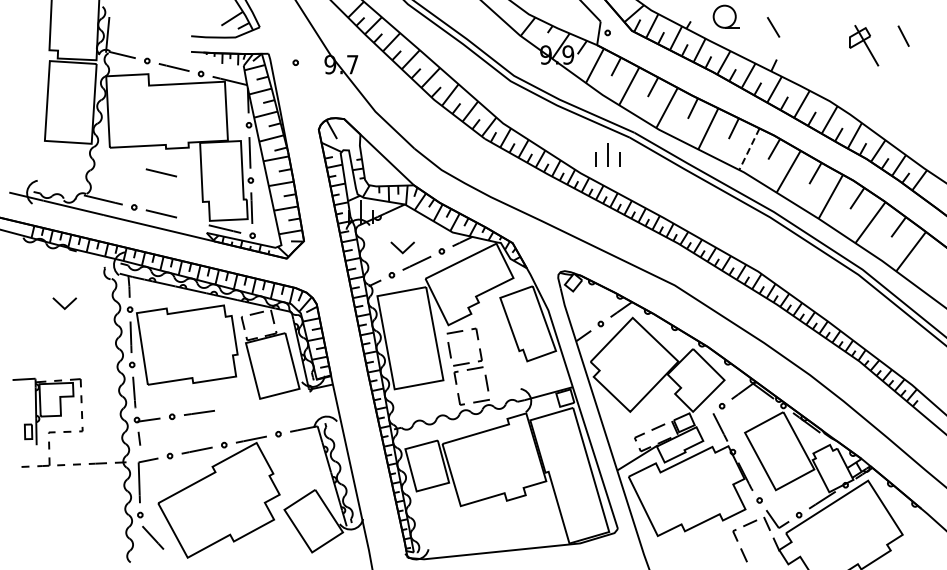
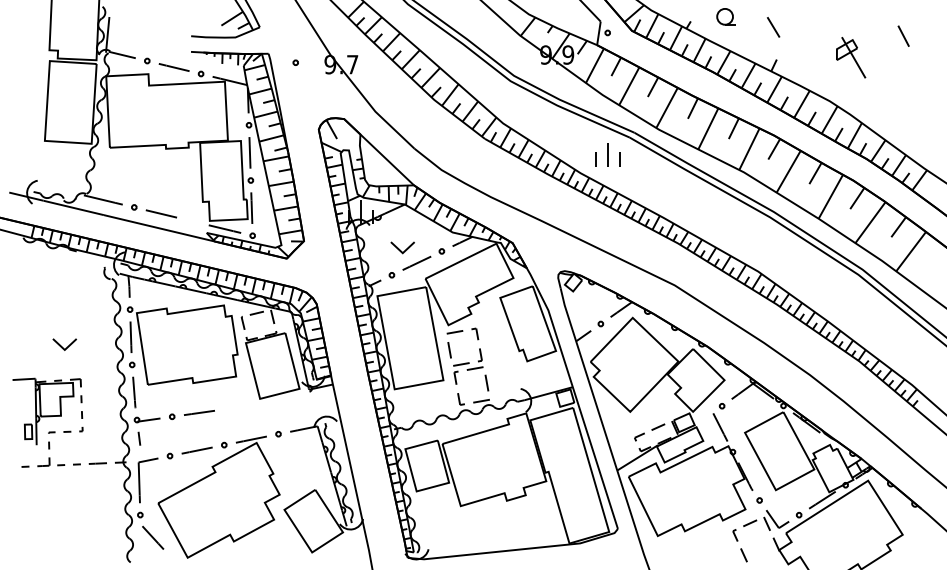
part size: 28x25 px -> 20x18 px (725, 16)
part position: (864, 45) -> (851, 57) (851, 57)
line: dashed -> solid (749, 149)
line: present -> none (160, 172)
part position: (64, 303) -> (64, 344) (64, 344)
